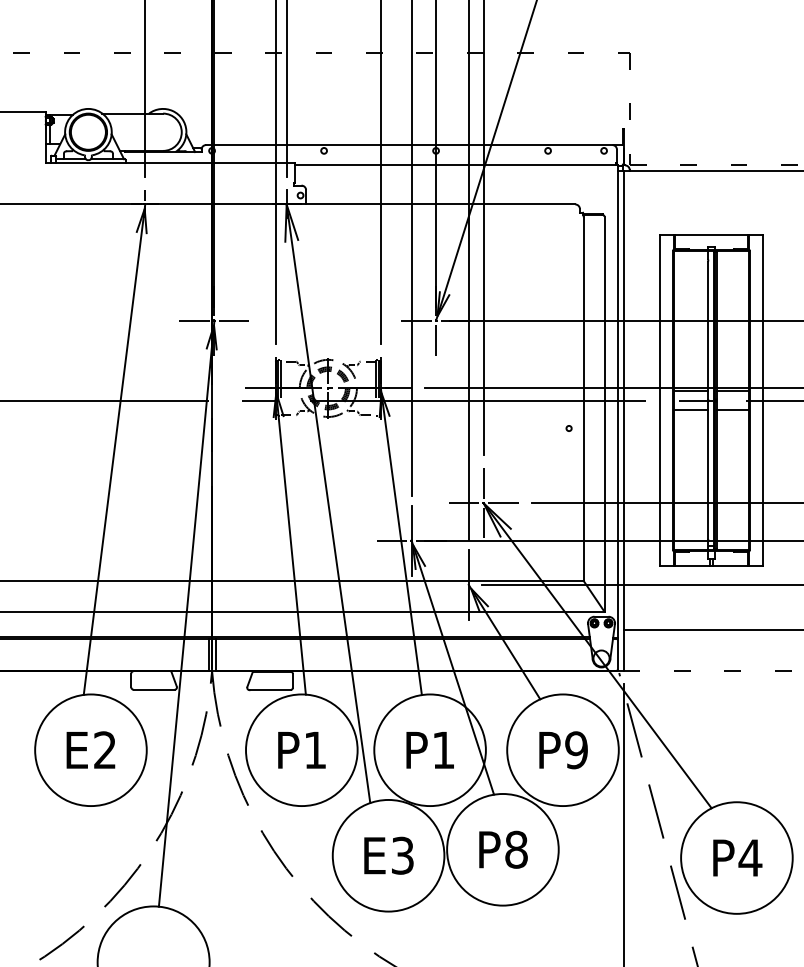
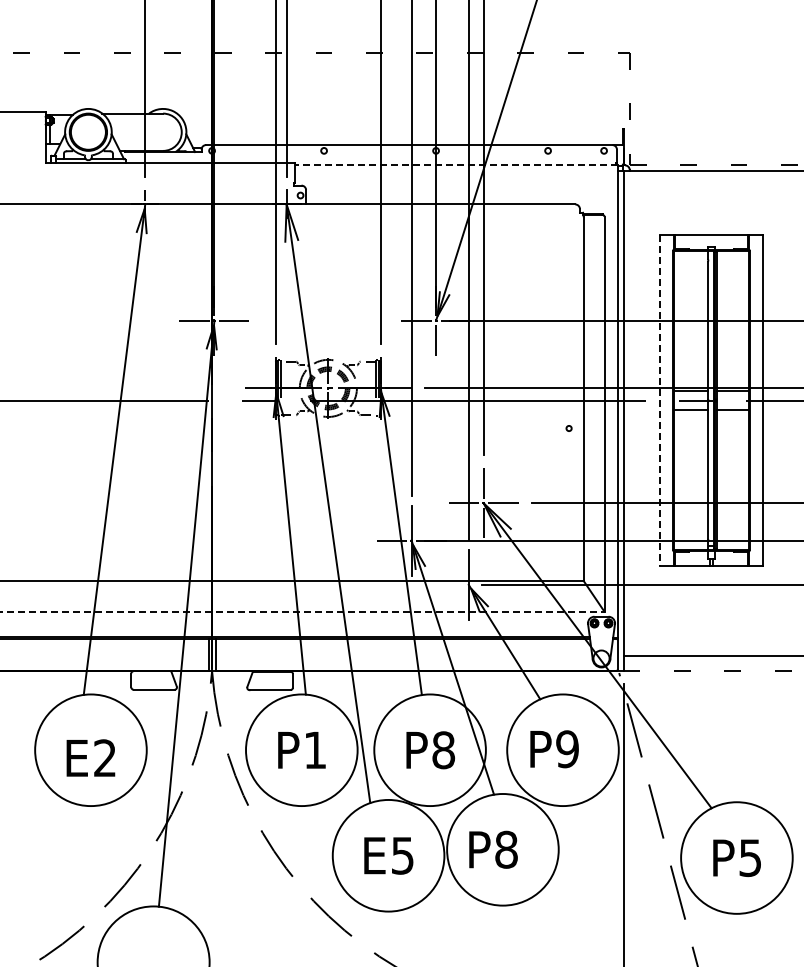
line: solid -> dashed (456, 165)
line: solid -> dashed (660, 400)
line: solid -> dashed (302, 611)
line position: (711, 630) -> (711, 656) (711, 656)
text position: (90, 749) -> (90, 757) (90, 757)
text: P1 -> P8 (443, 750)
text position: (563, 750) -> (554, 749) (554, 749)
text position: (503, 849) -> (493, 849) (493, 849)
text: E3 -> E5 (402, 855)
text: P4 -> P5 (750, 858)
